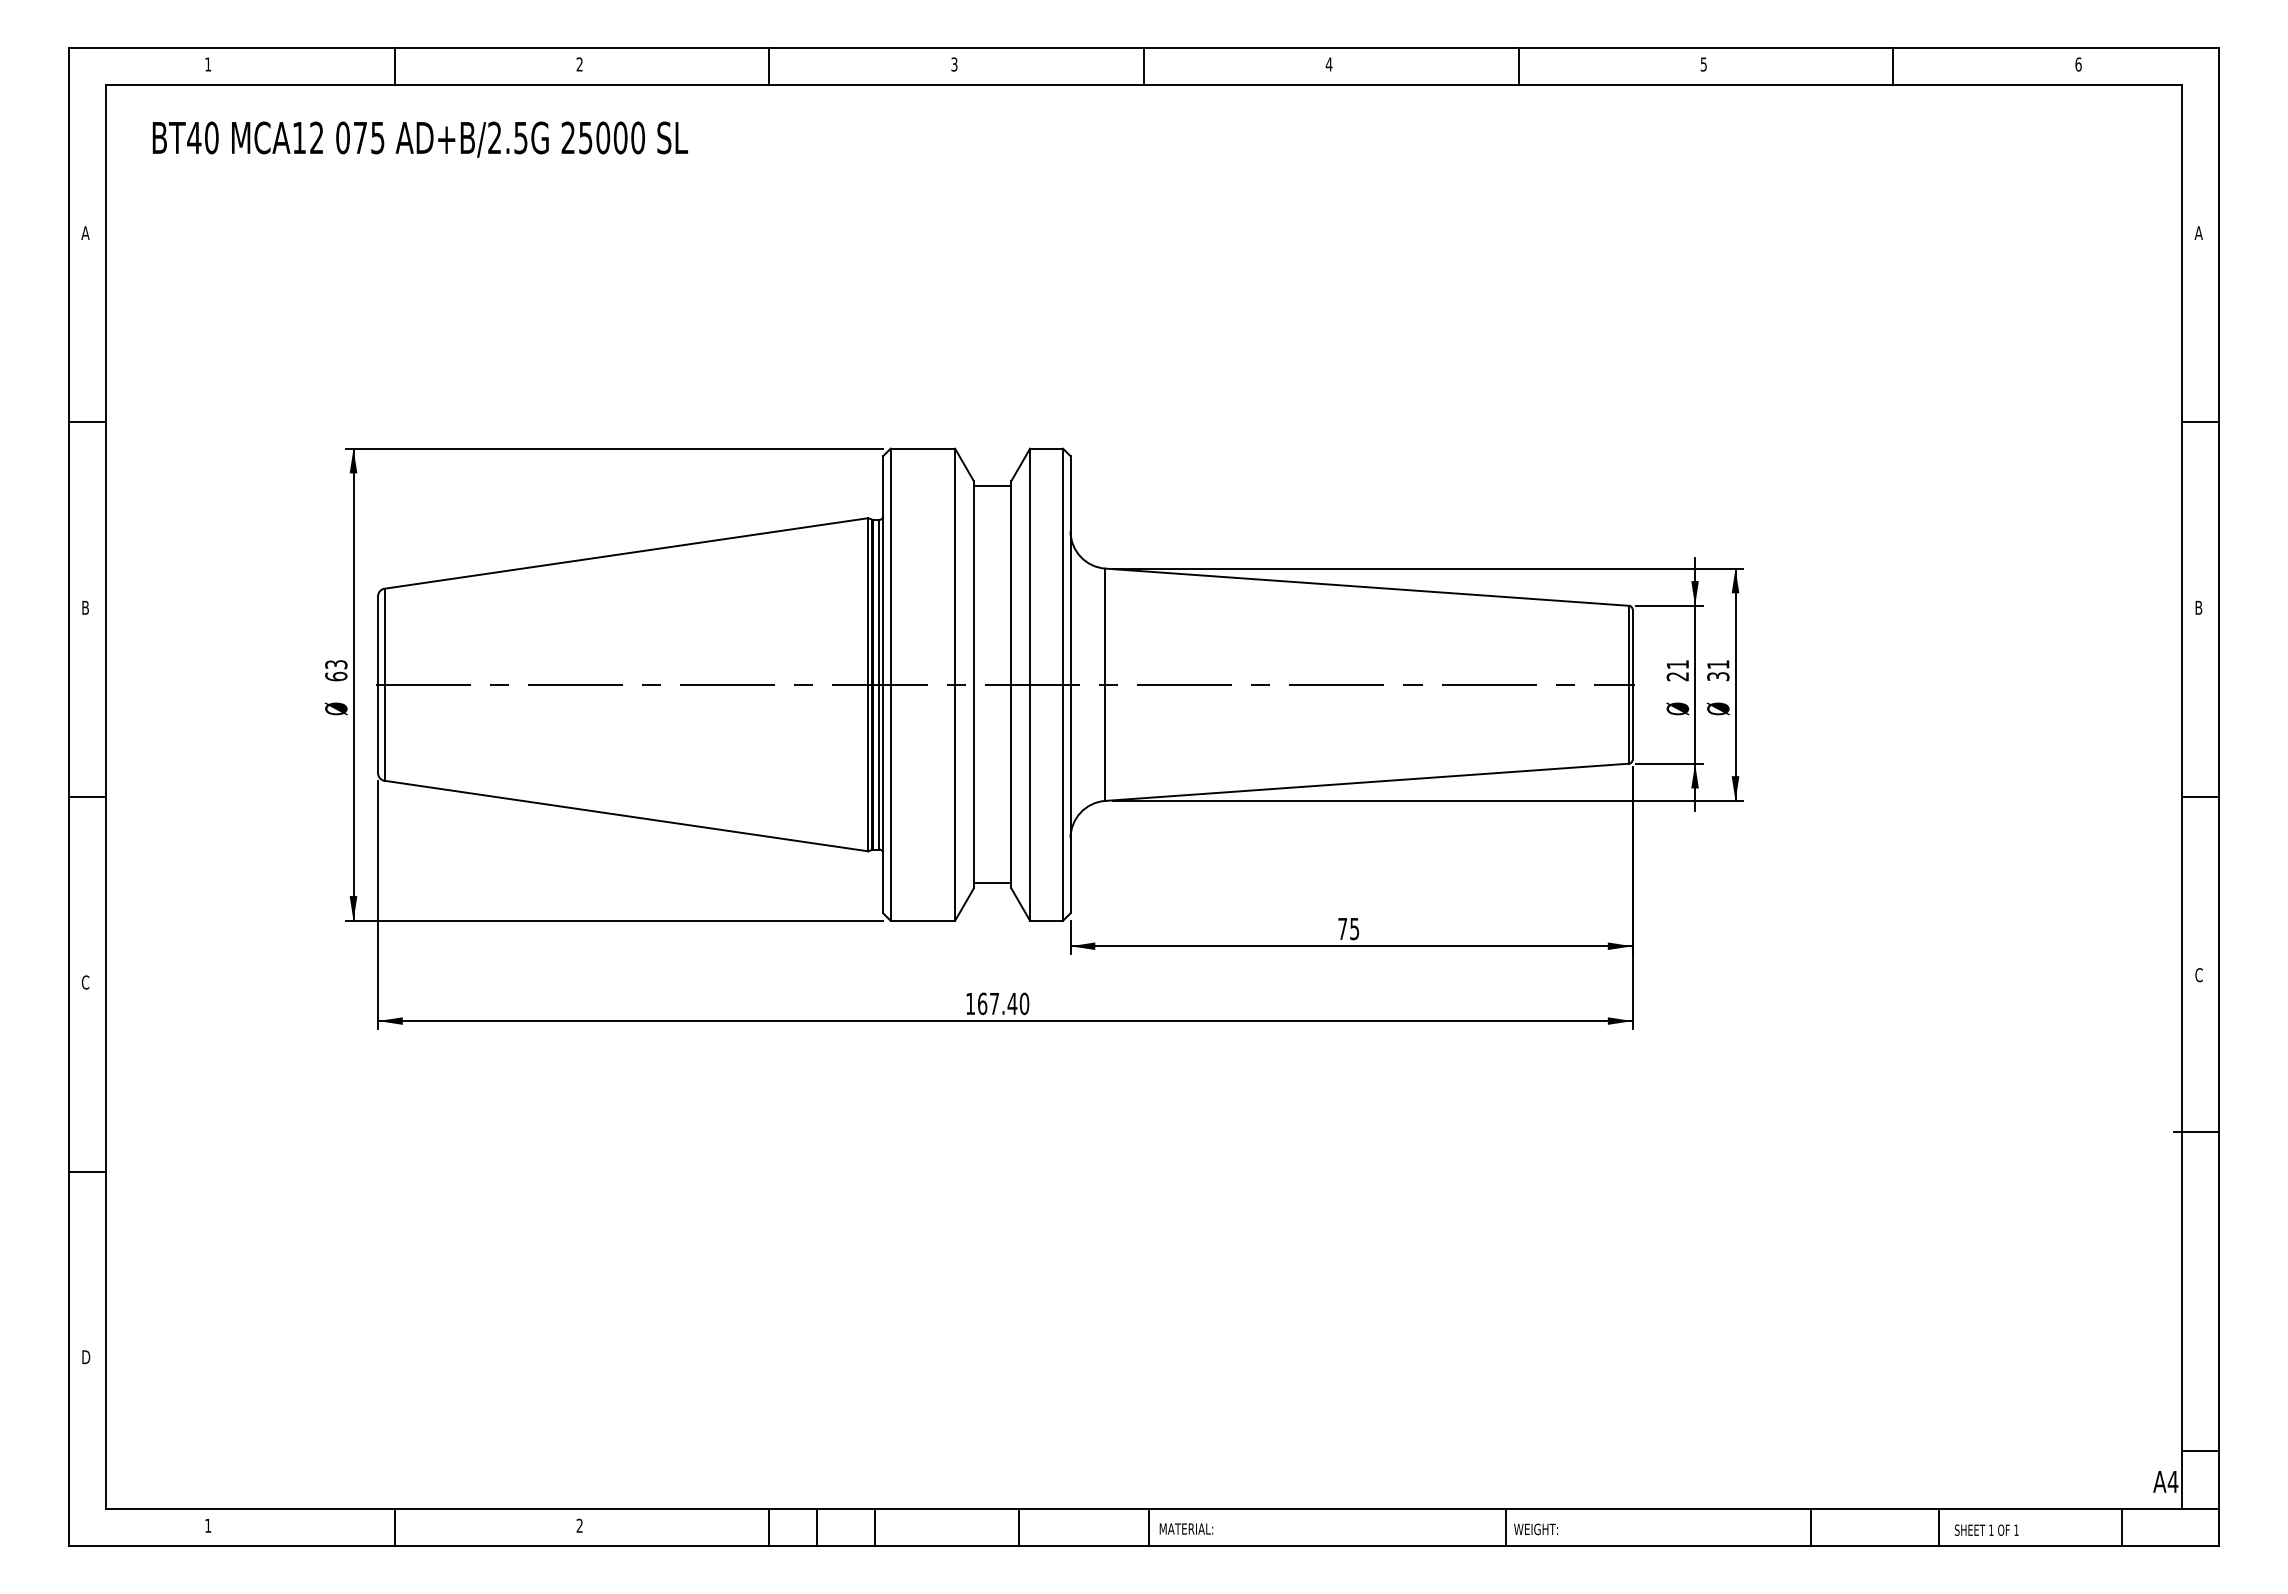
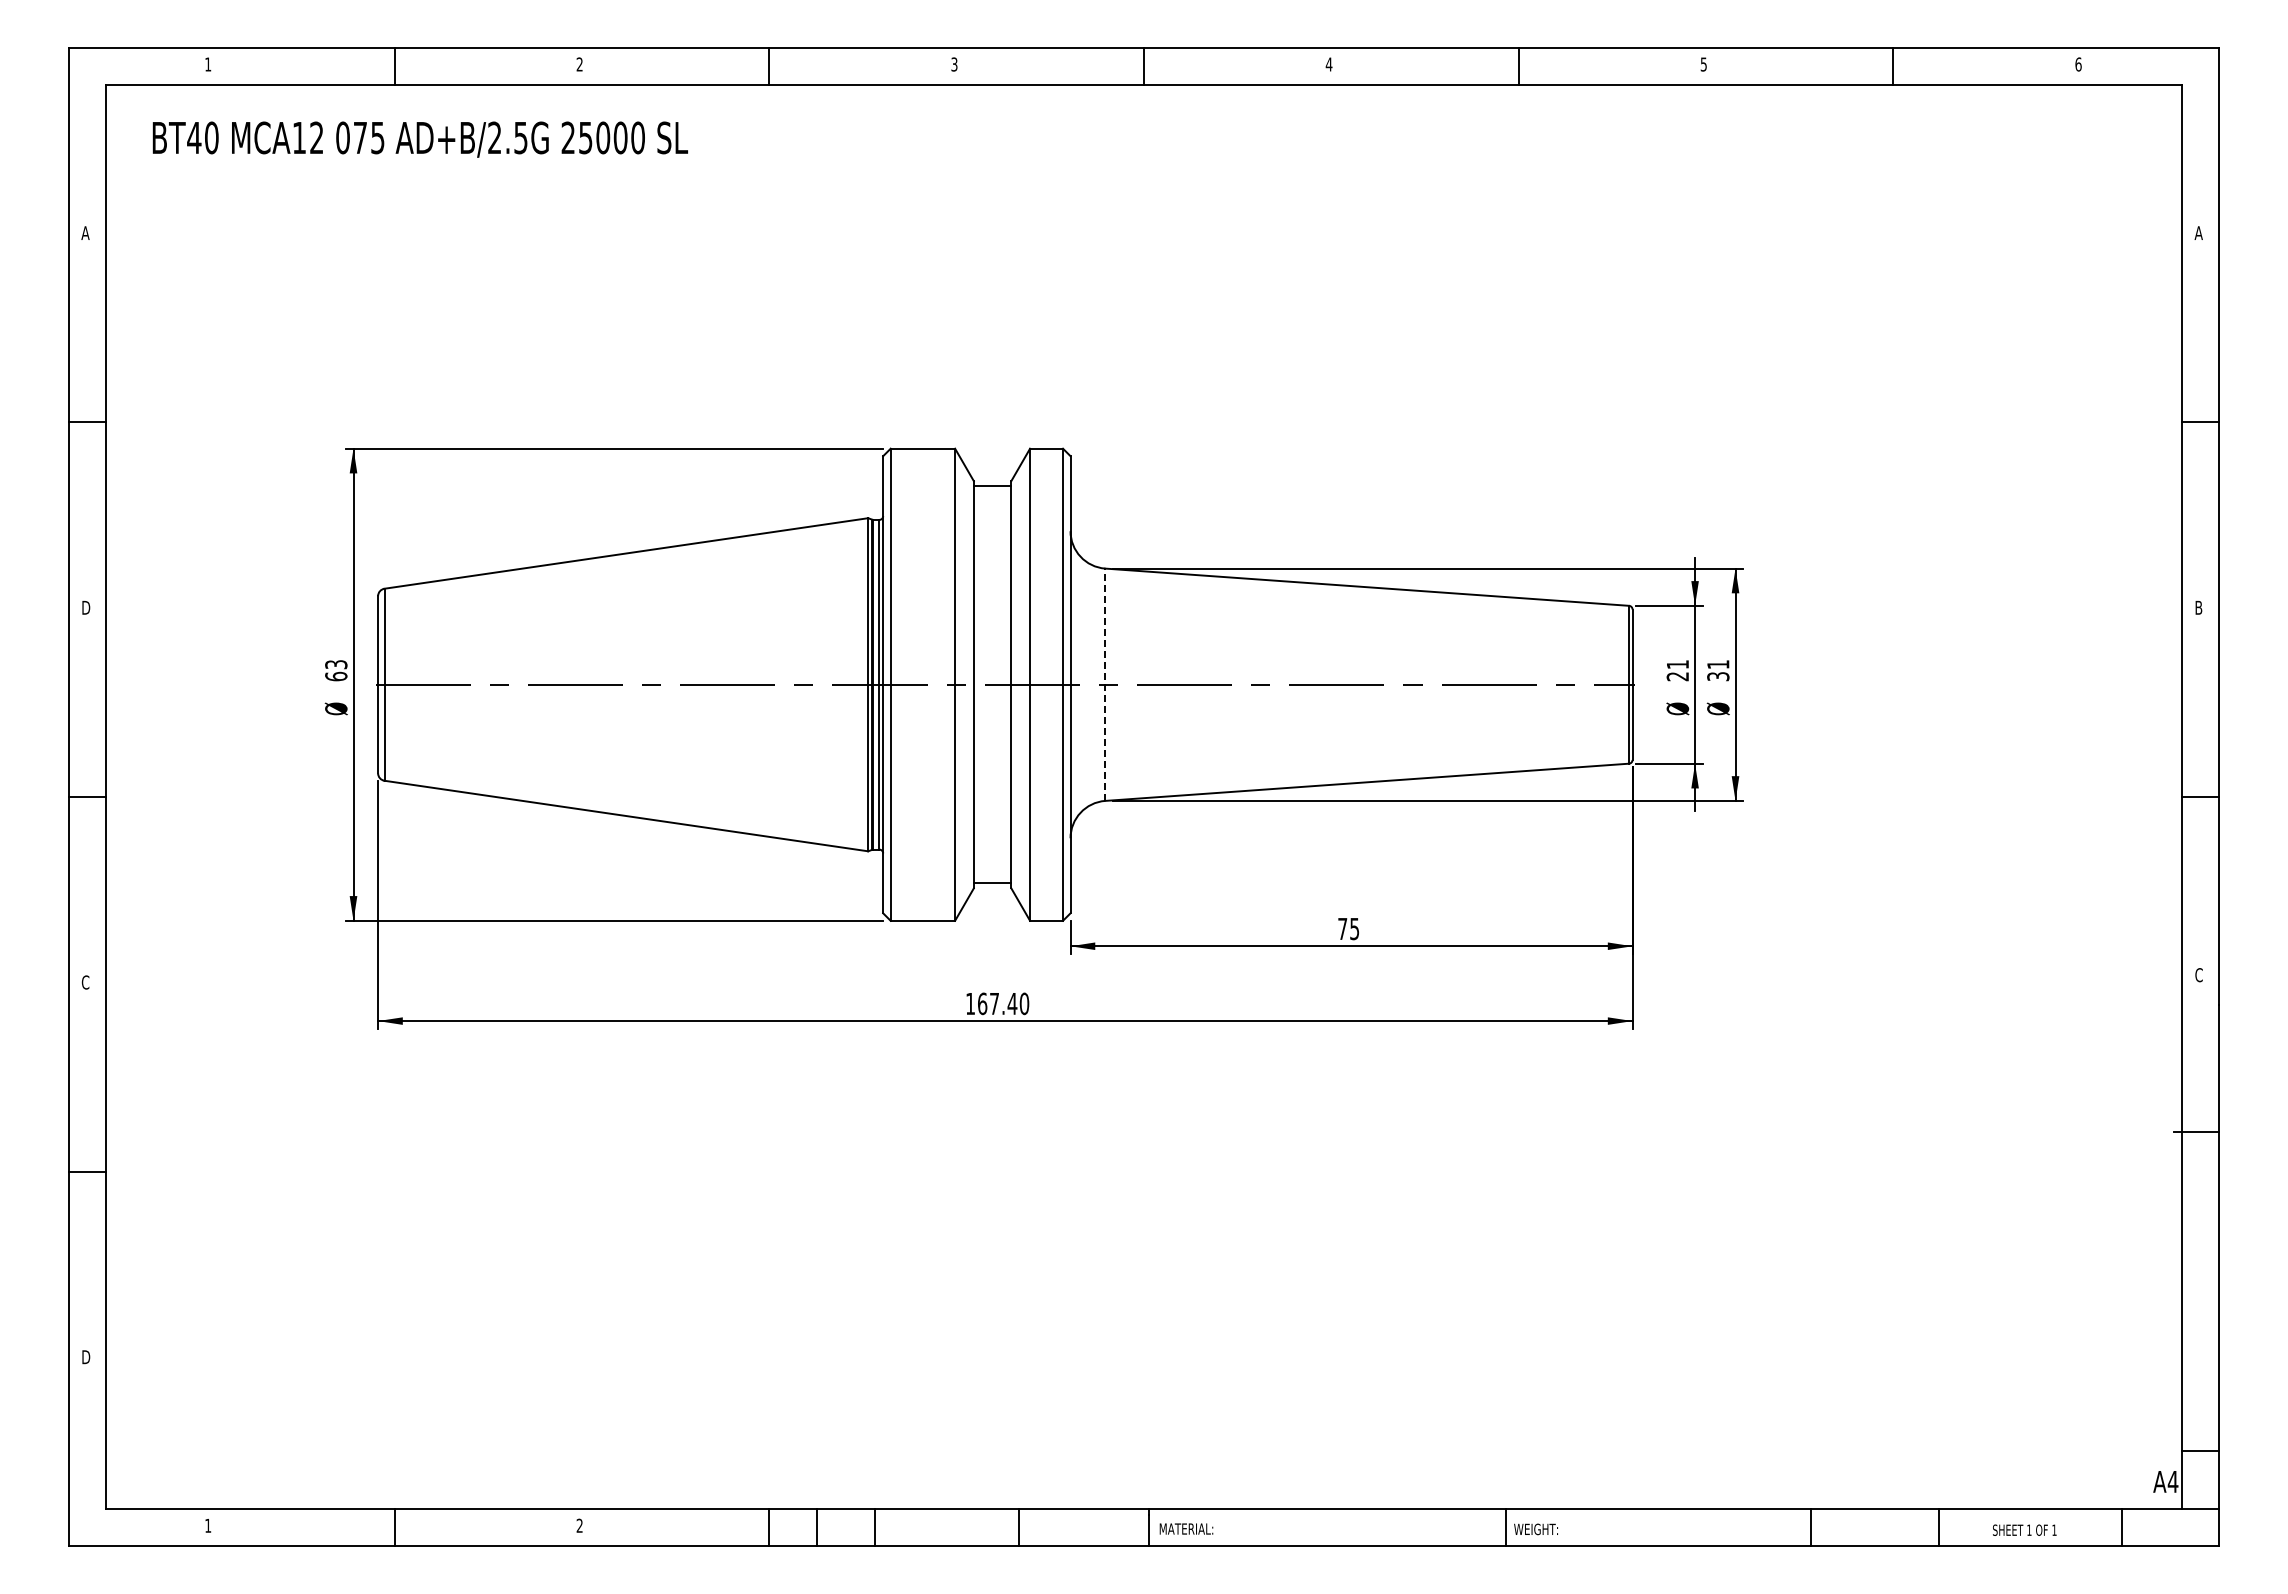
text: B -> D (86, 608)
line: solid -> dashed (1105, 684)
text position: (1986, 1529) -> (2024, 1529) (2024, 1529)
